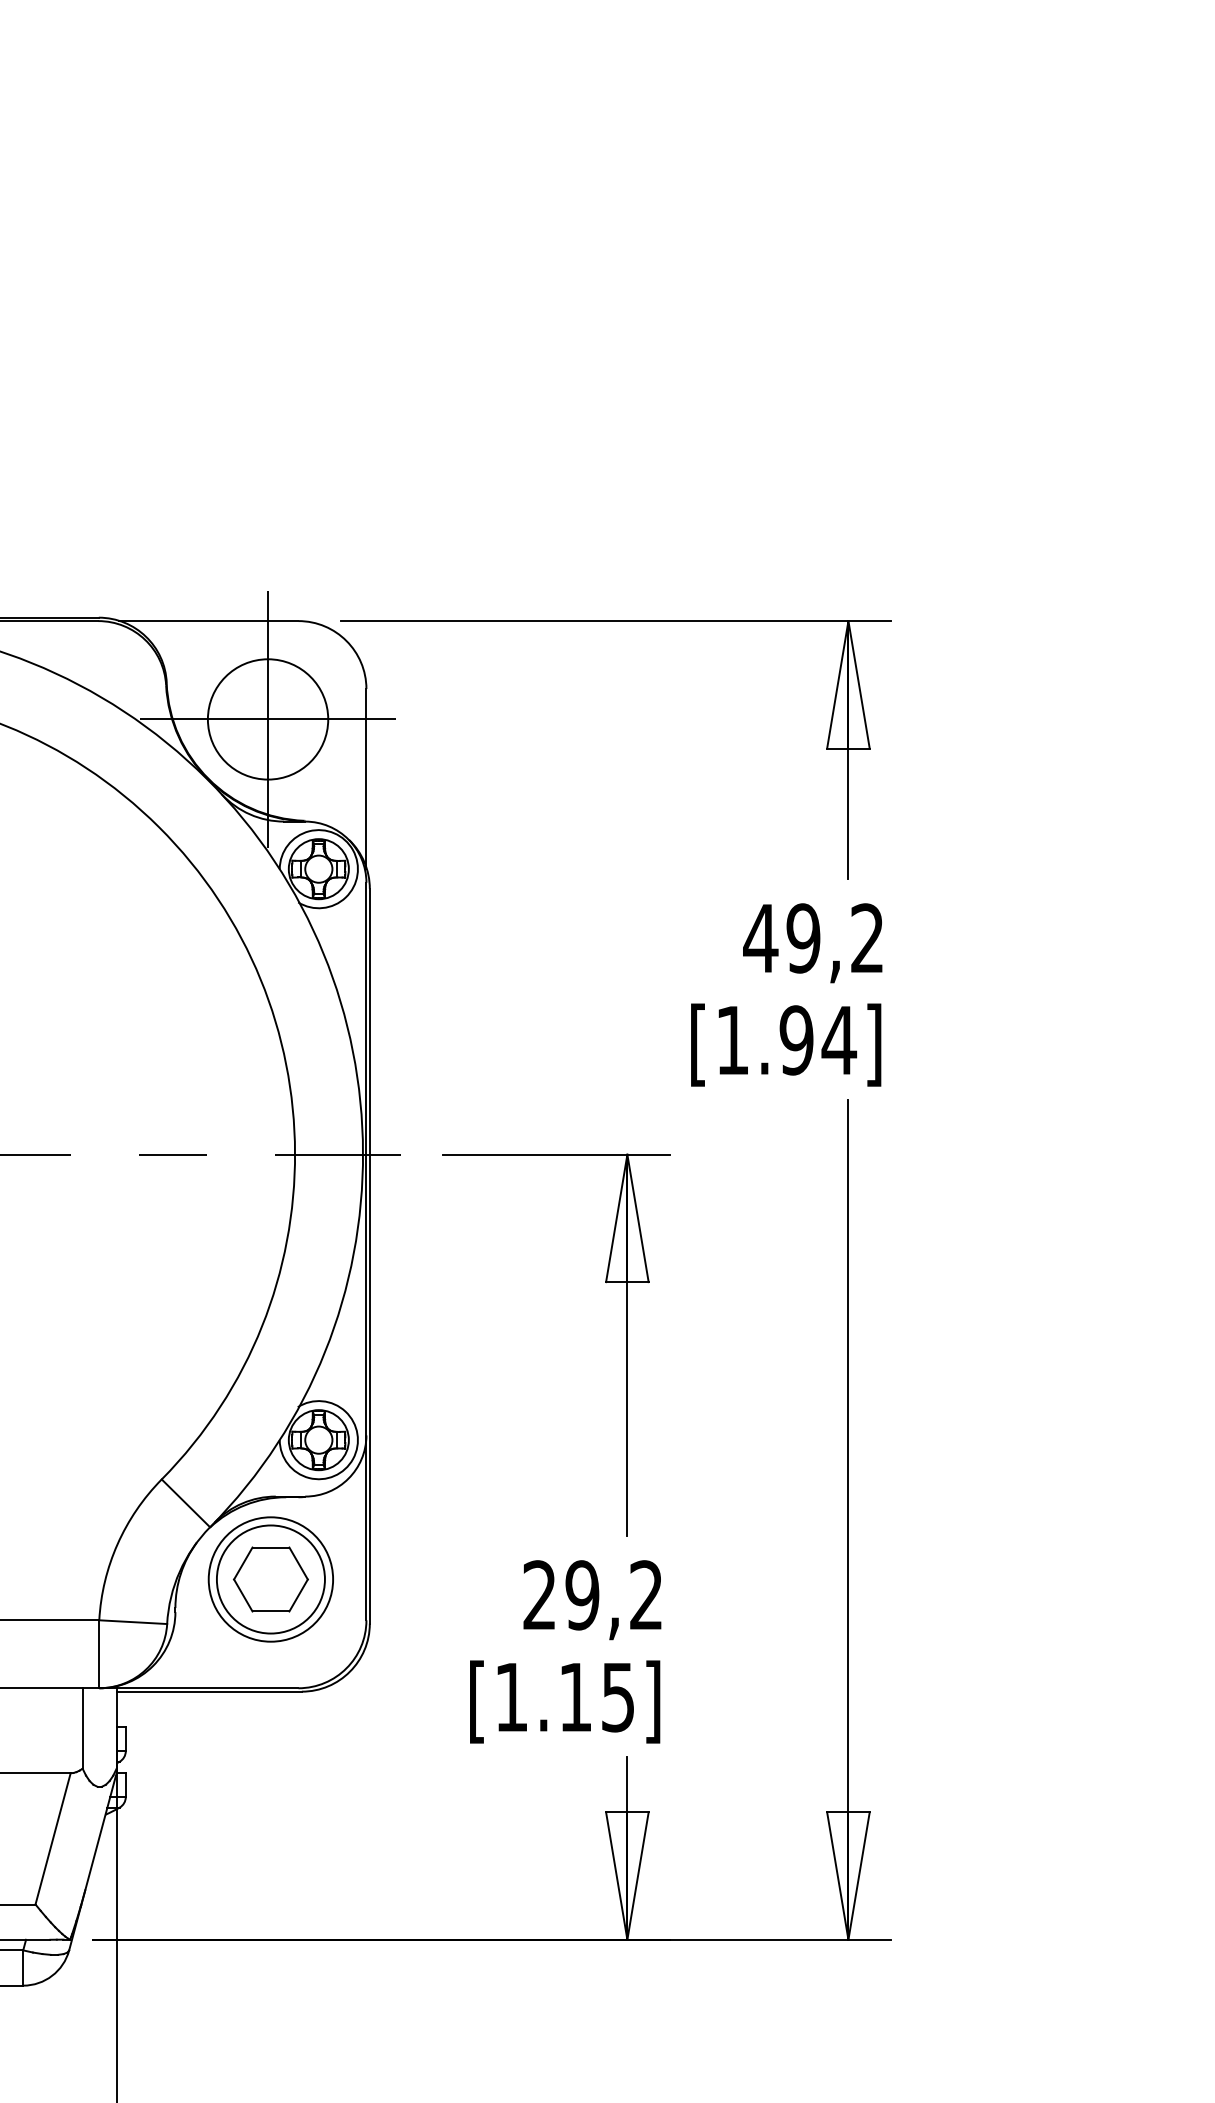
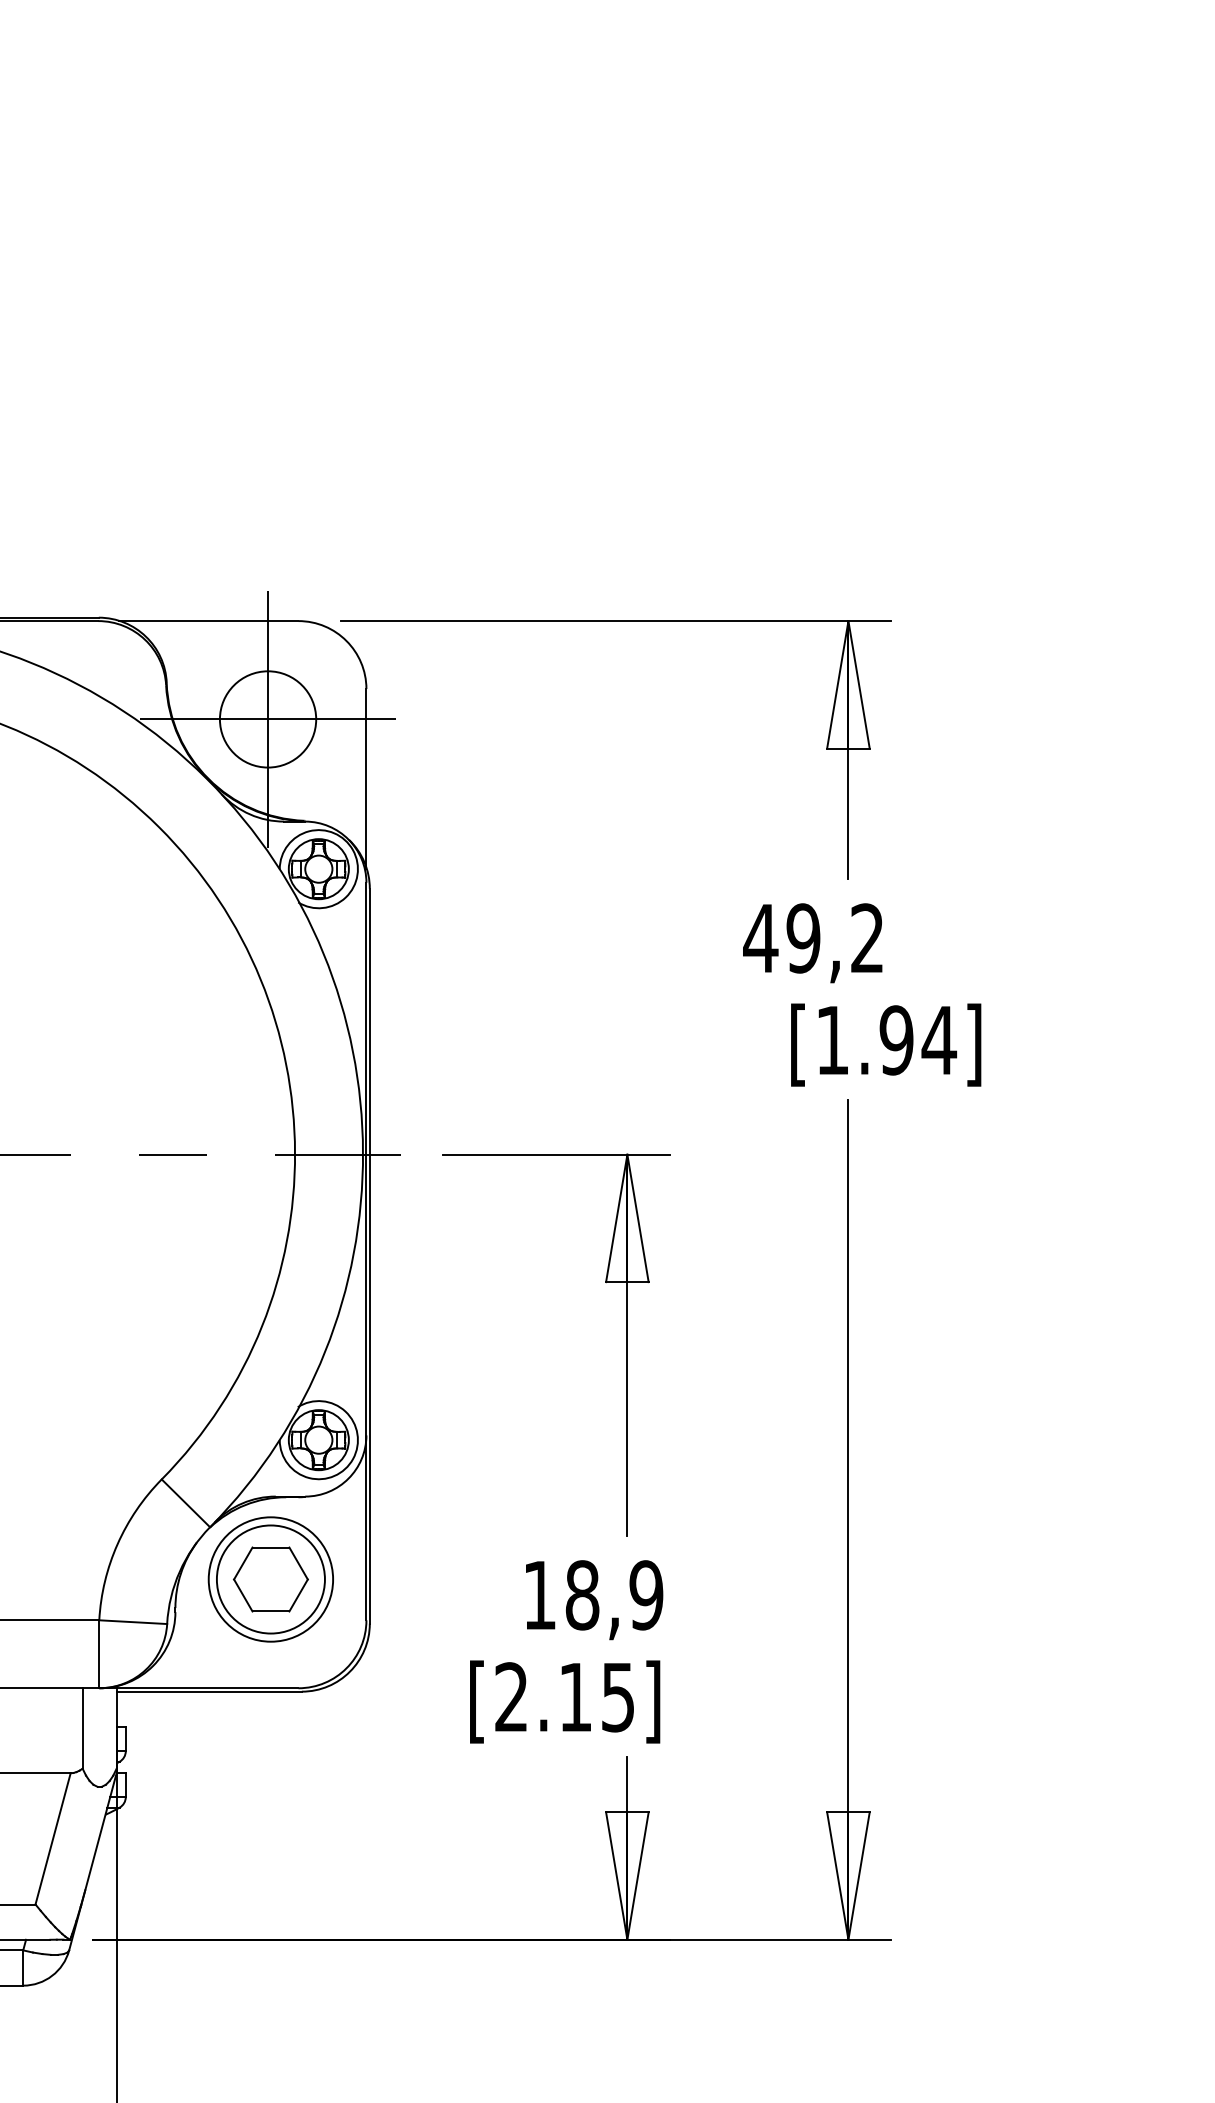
circle diameter: 120 px -> 96 px (267, 719)
text position: (786, 1044) -> (886, 1044) (886, 1044)
text: 29,2 -> 18,9 (593, 1595)
text: [1.15] -> [2.15] (510, 1696)
